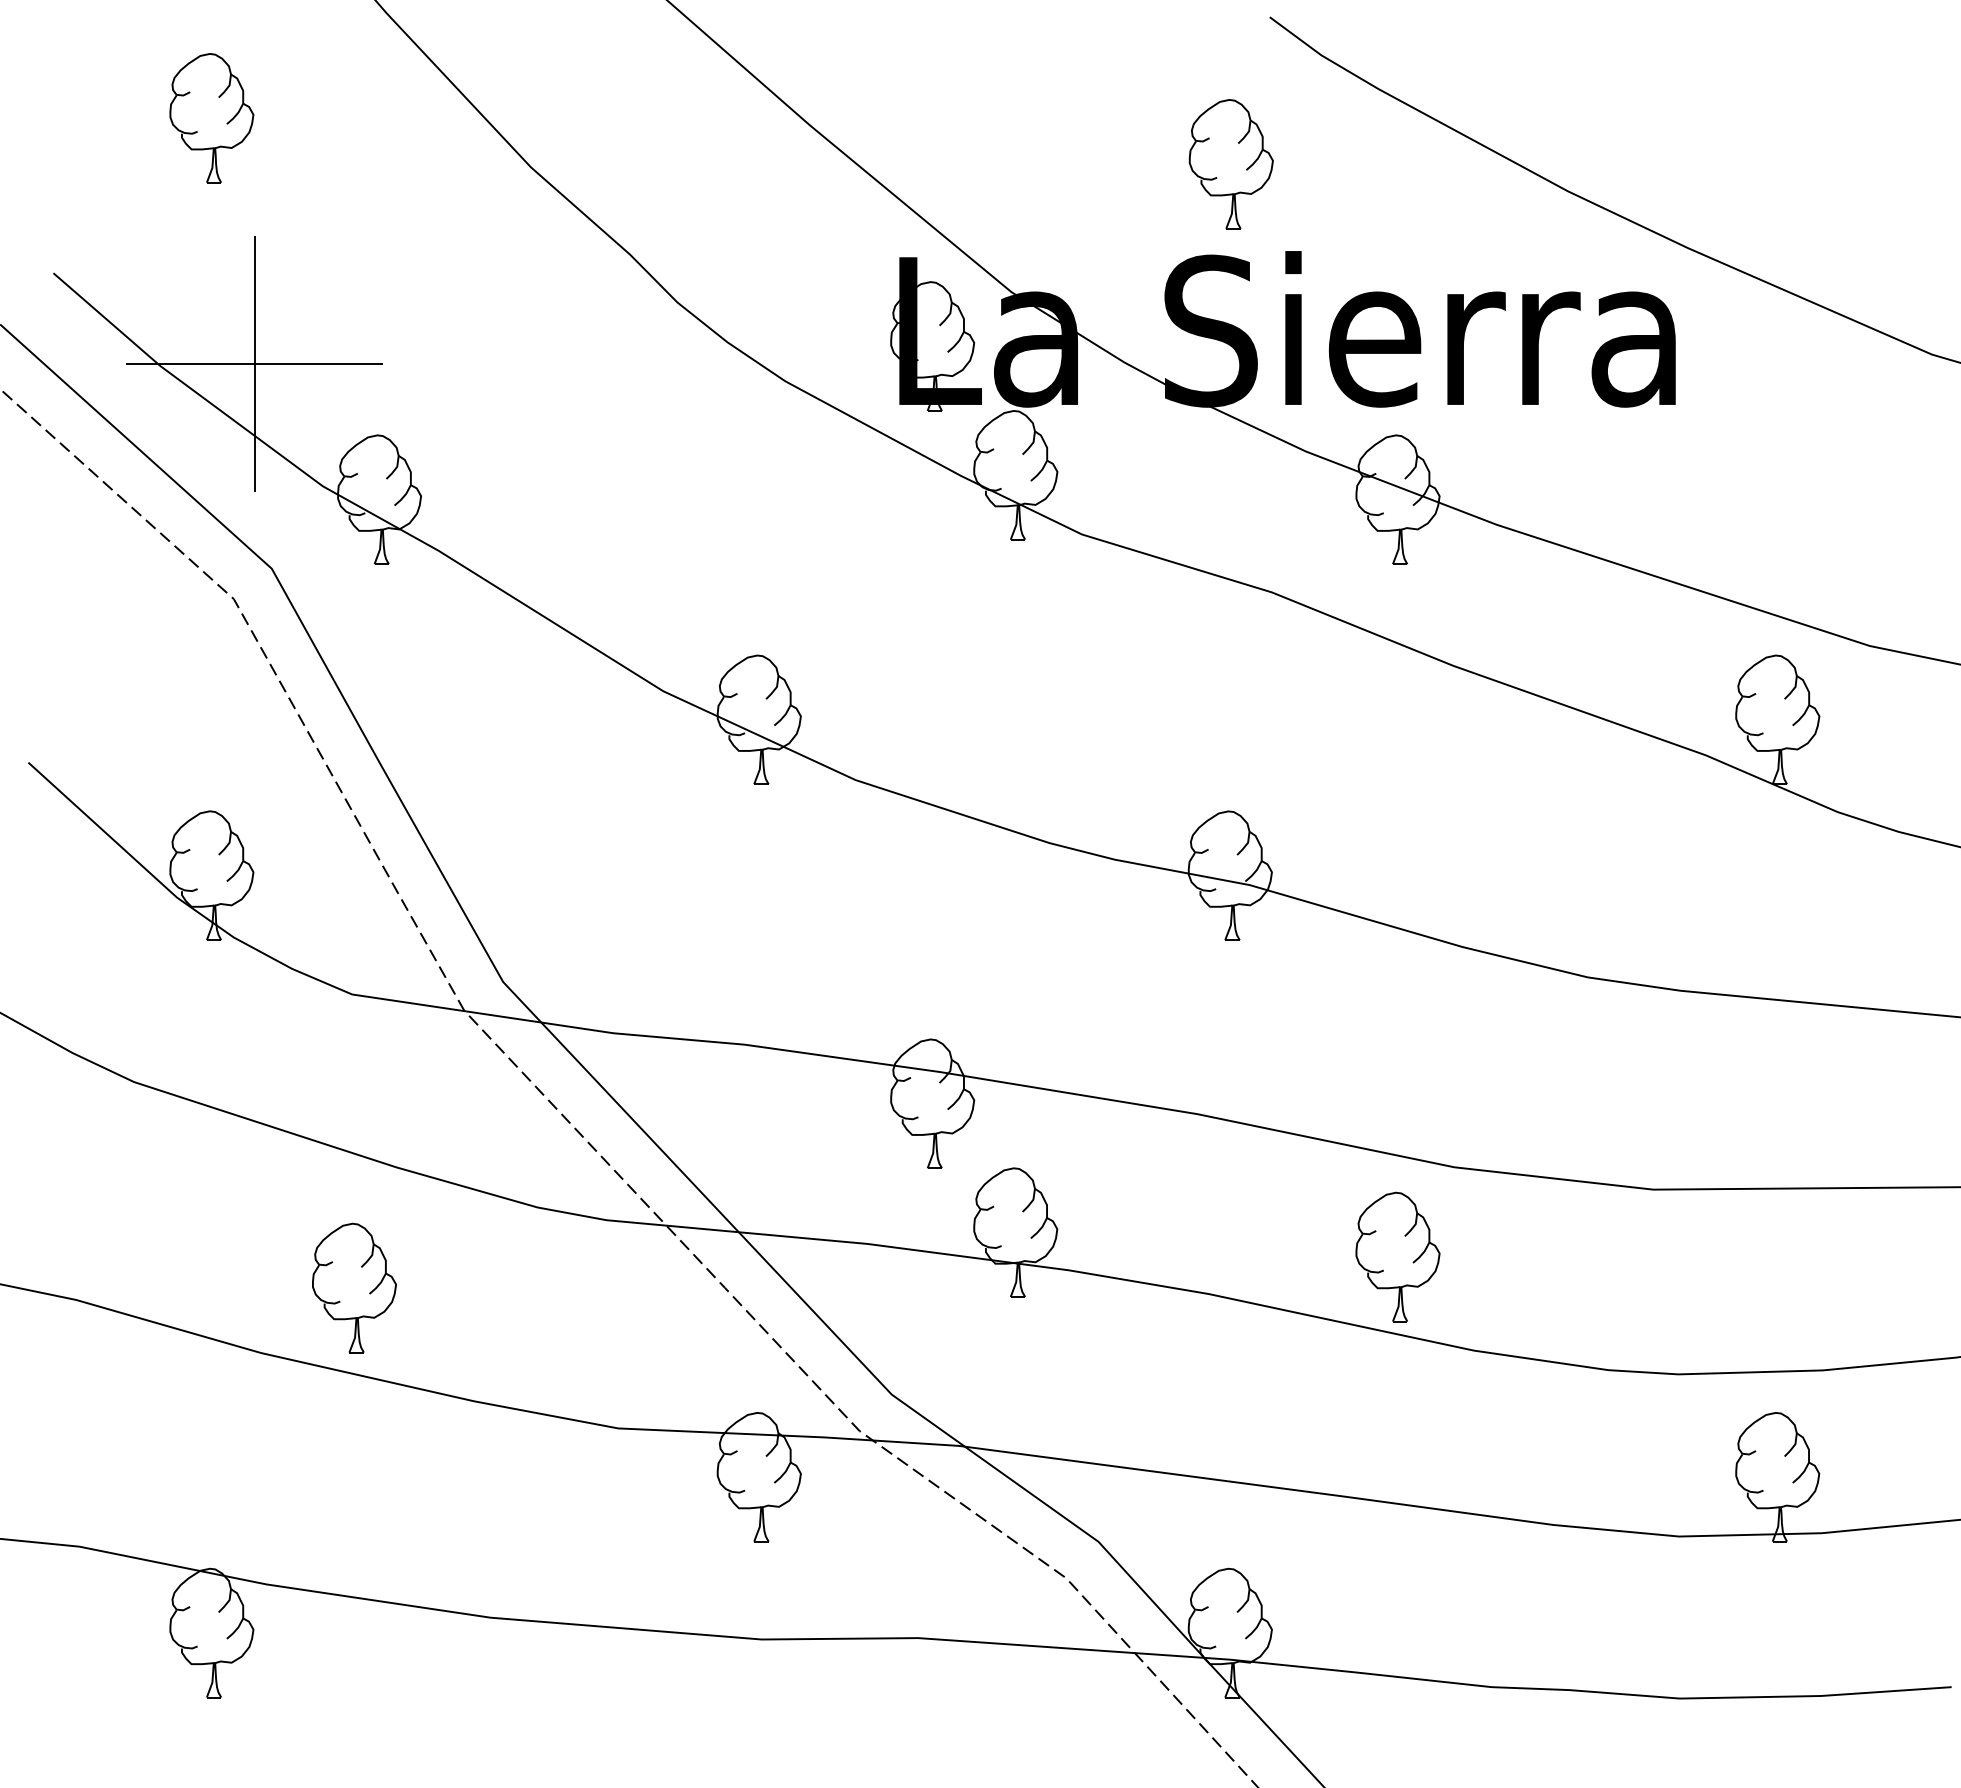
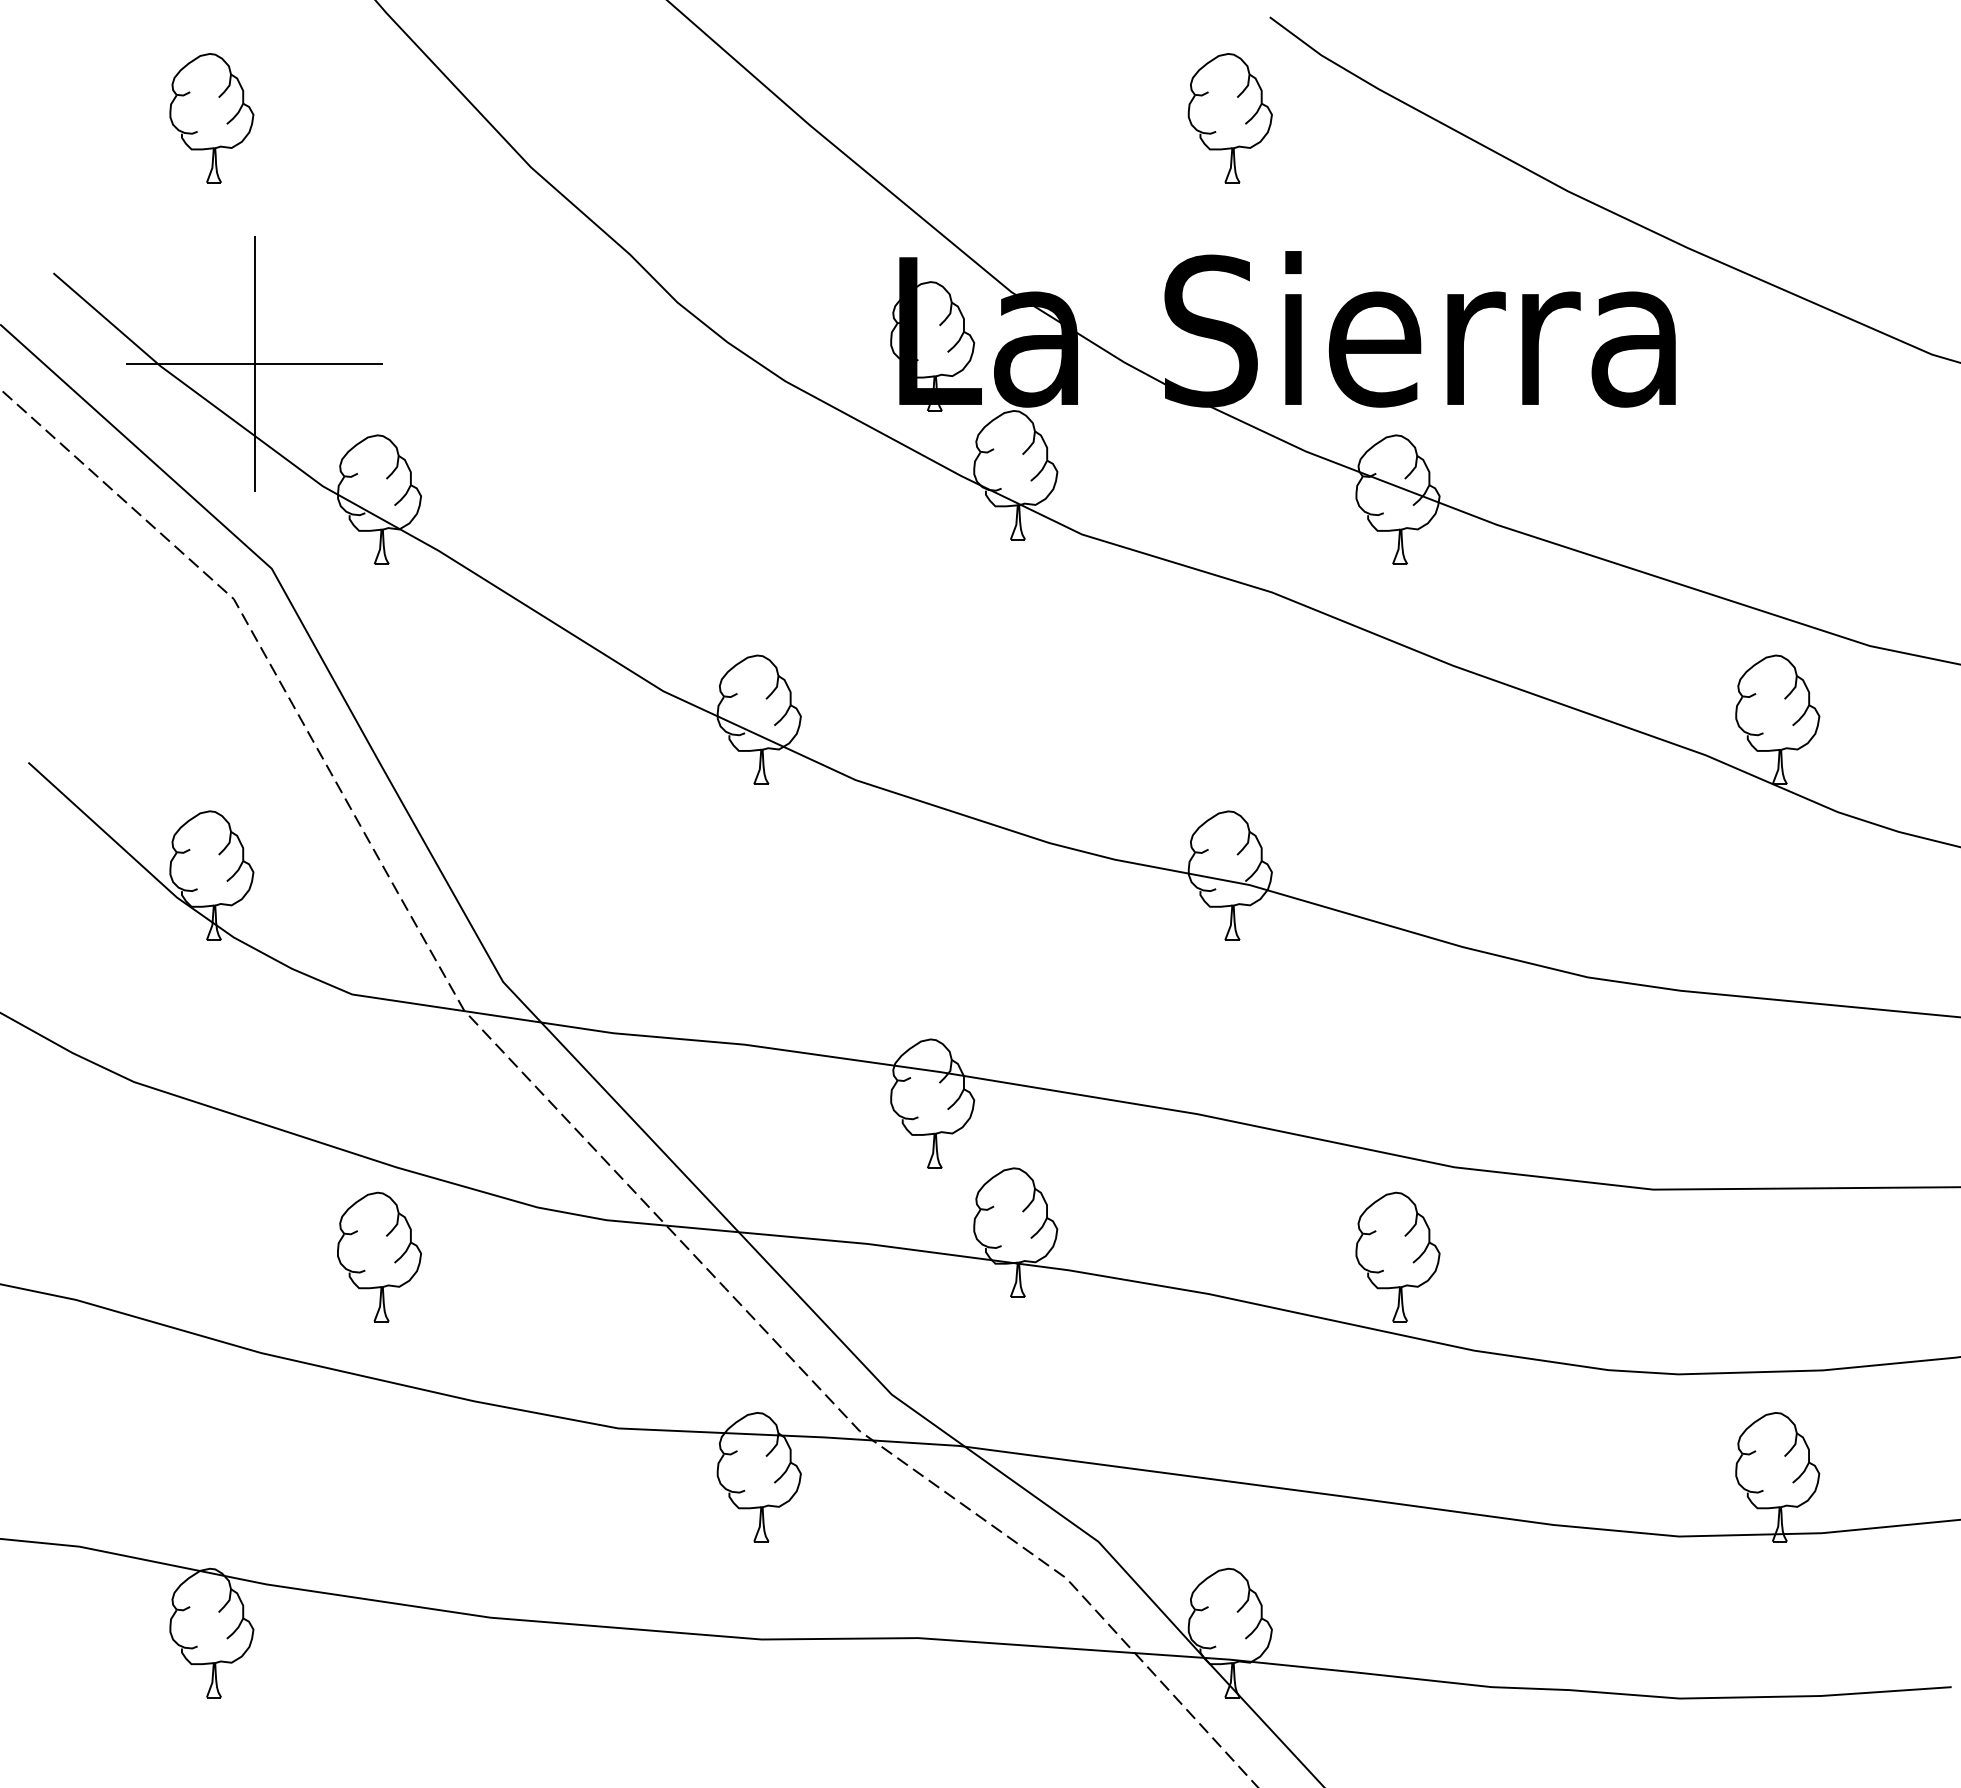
part position: (1230, 164) -> (1229, 118) (1229, 118)
part position: (354, 1287) -> (379, 1256) (379, 1256)
